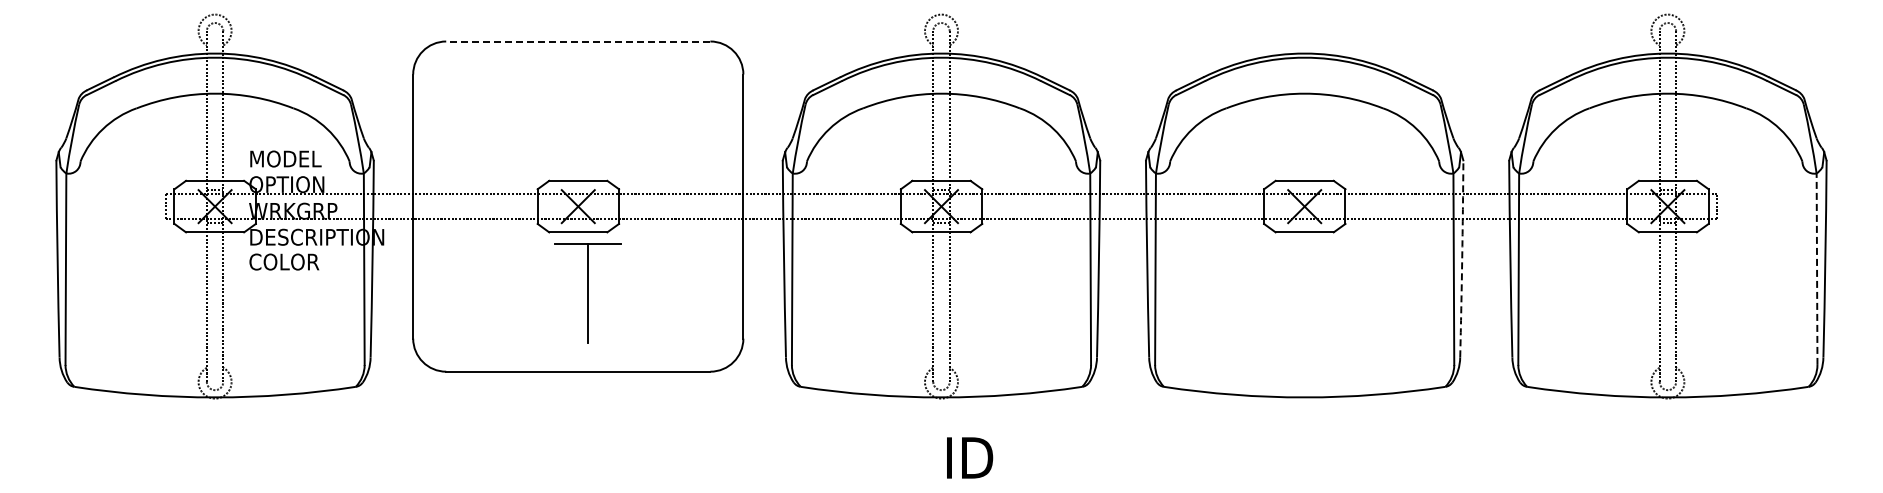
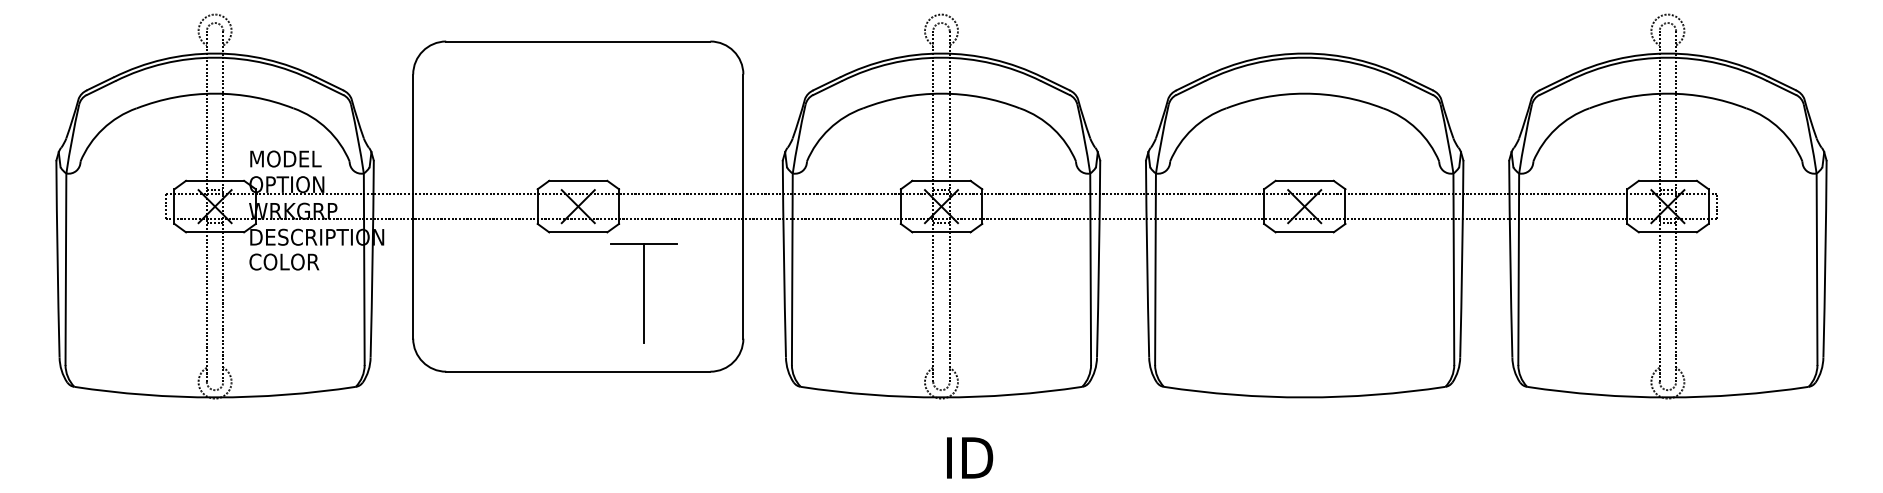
line: dashed -> solid (577, 41)
arc: dashed -> solid (1462, 258)
line: dashed -> solid (1817, 269)
part position: (587, 293) -> (643, 293) (643, 293)
